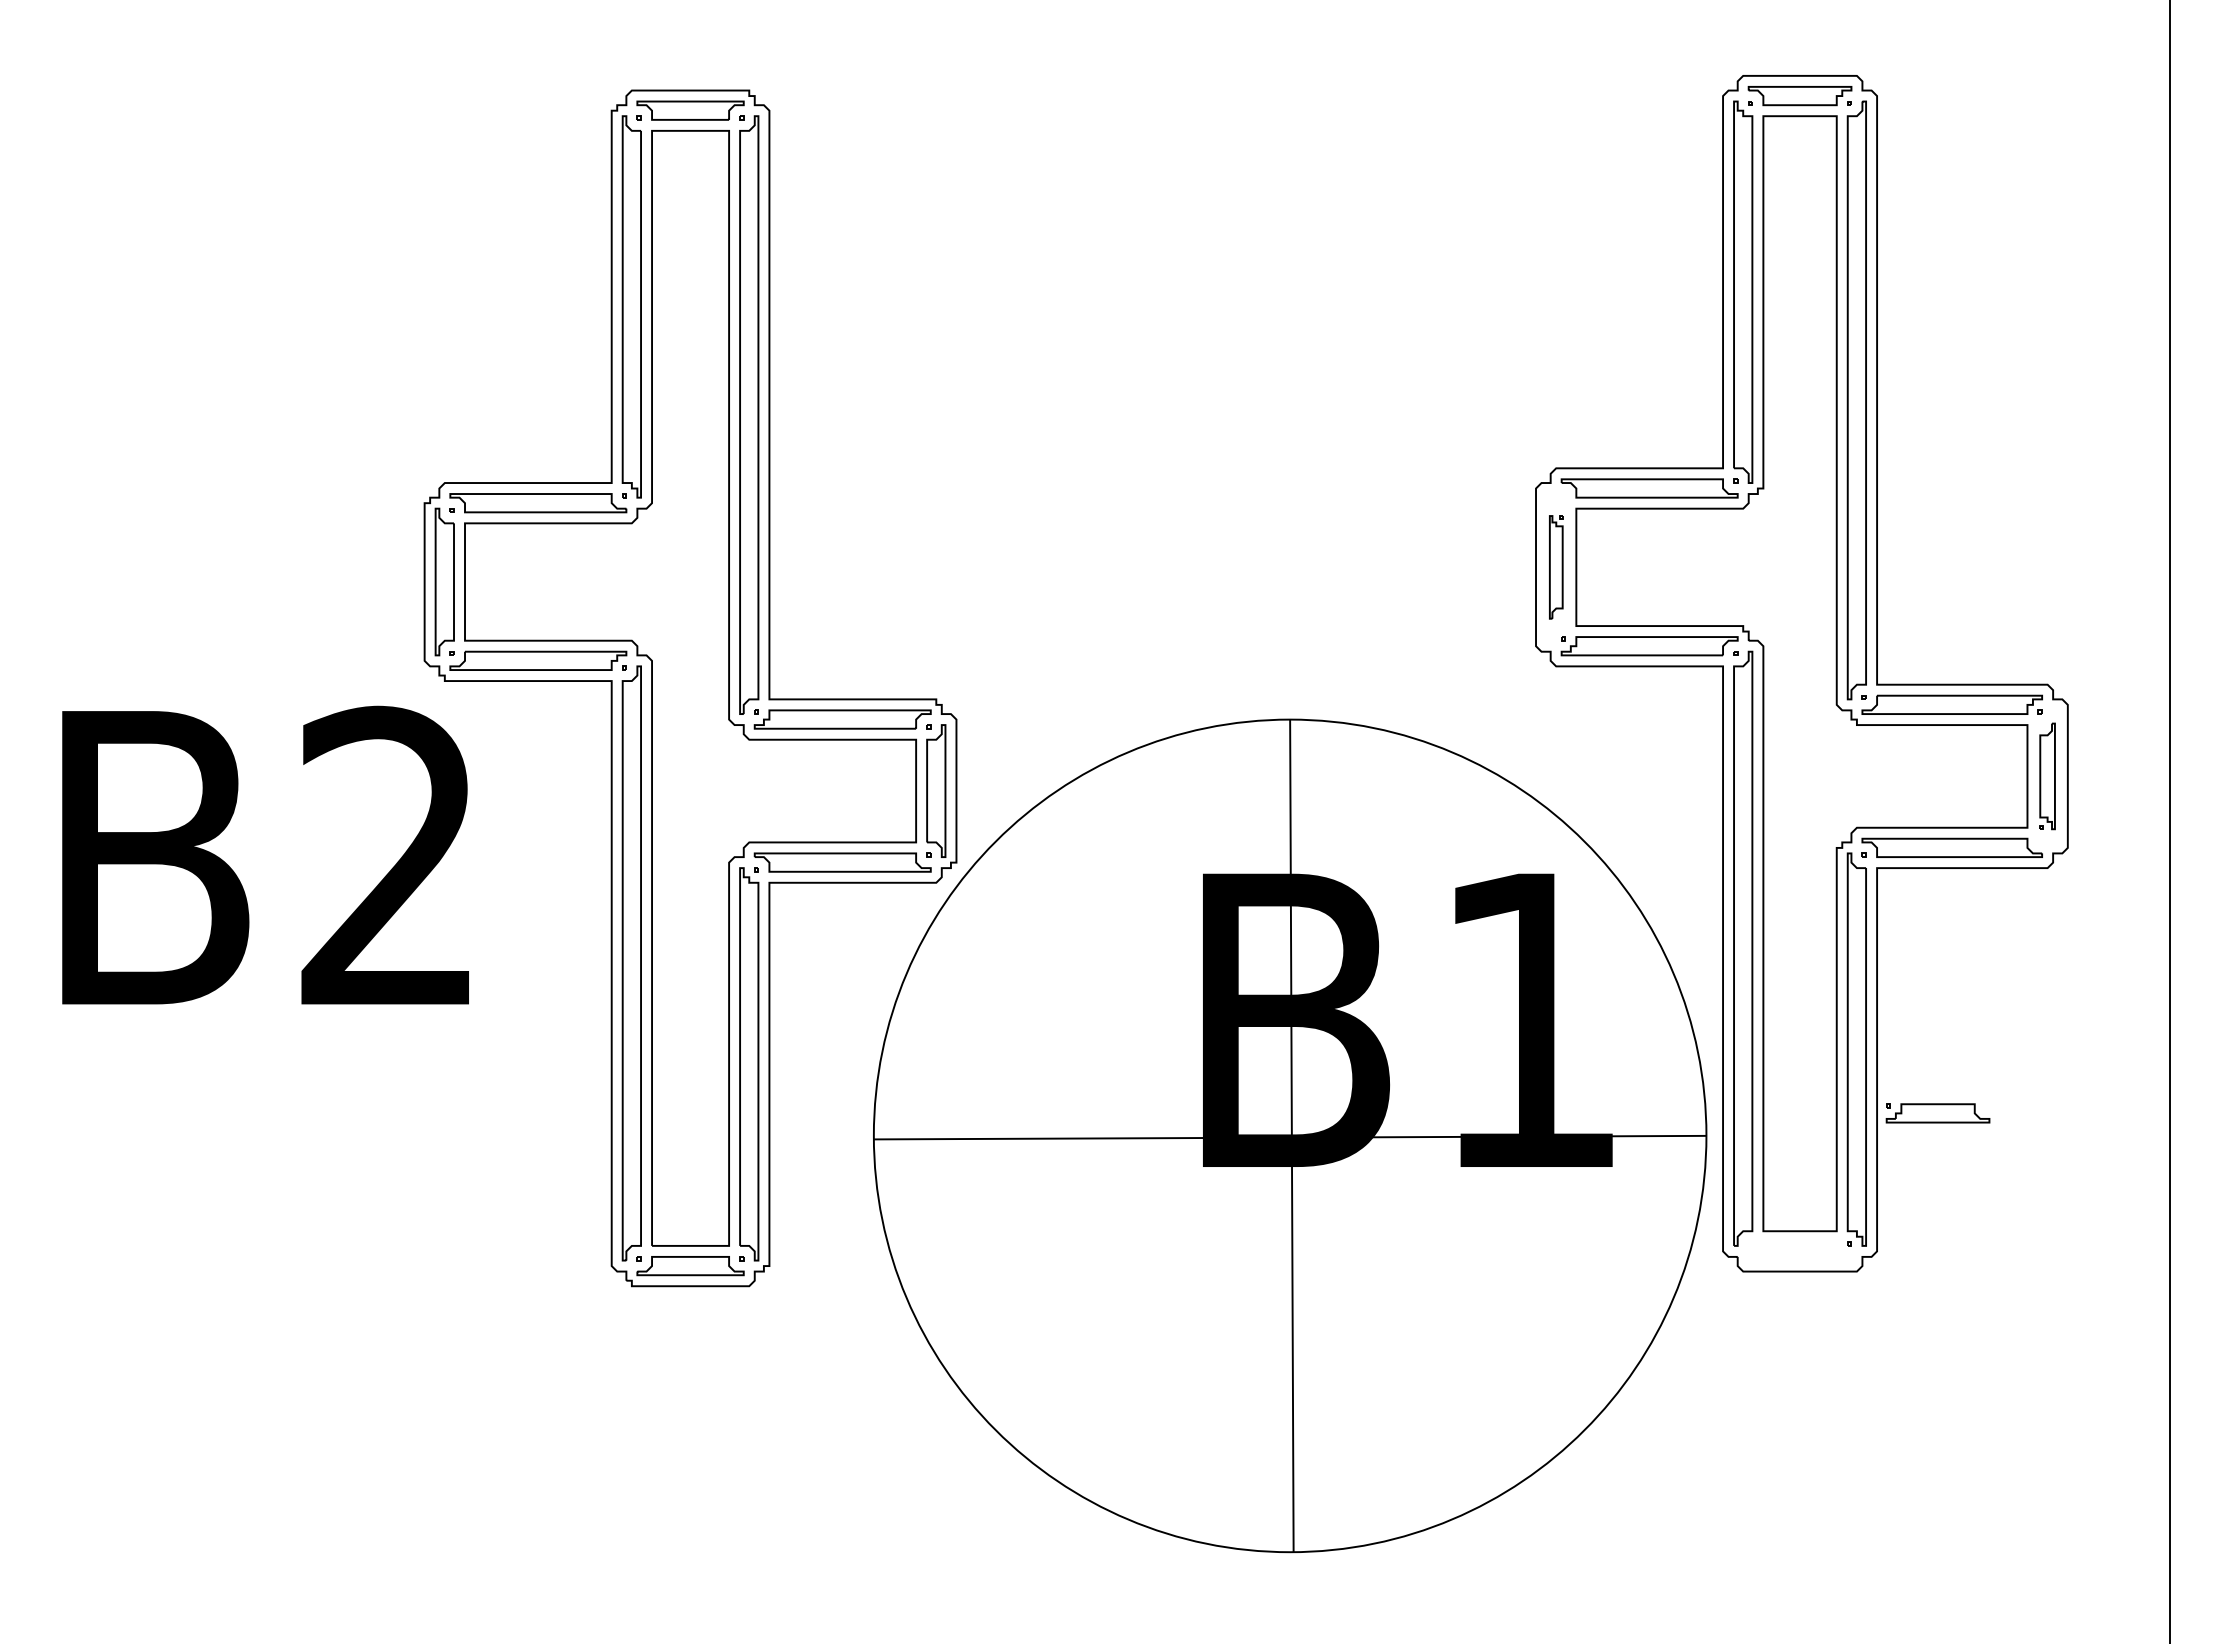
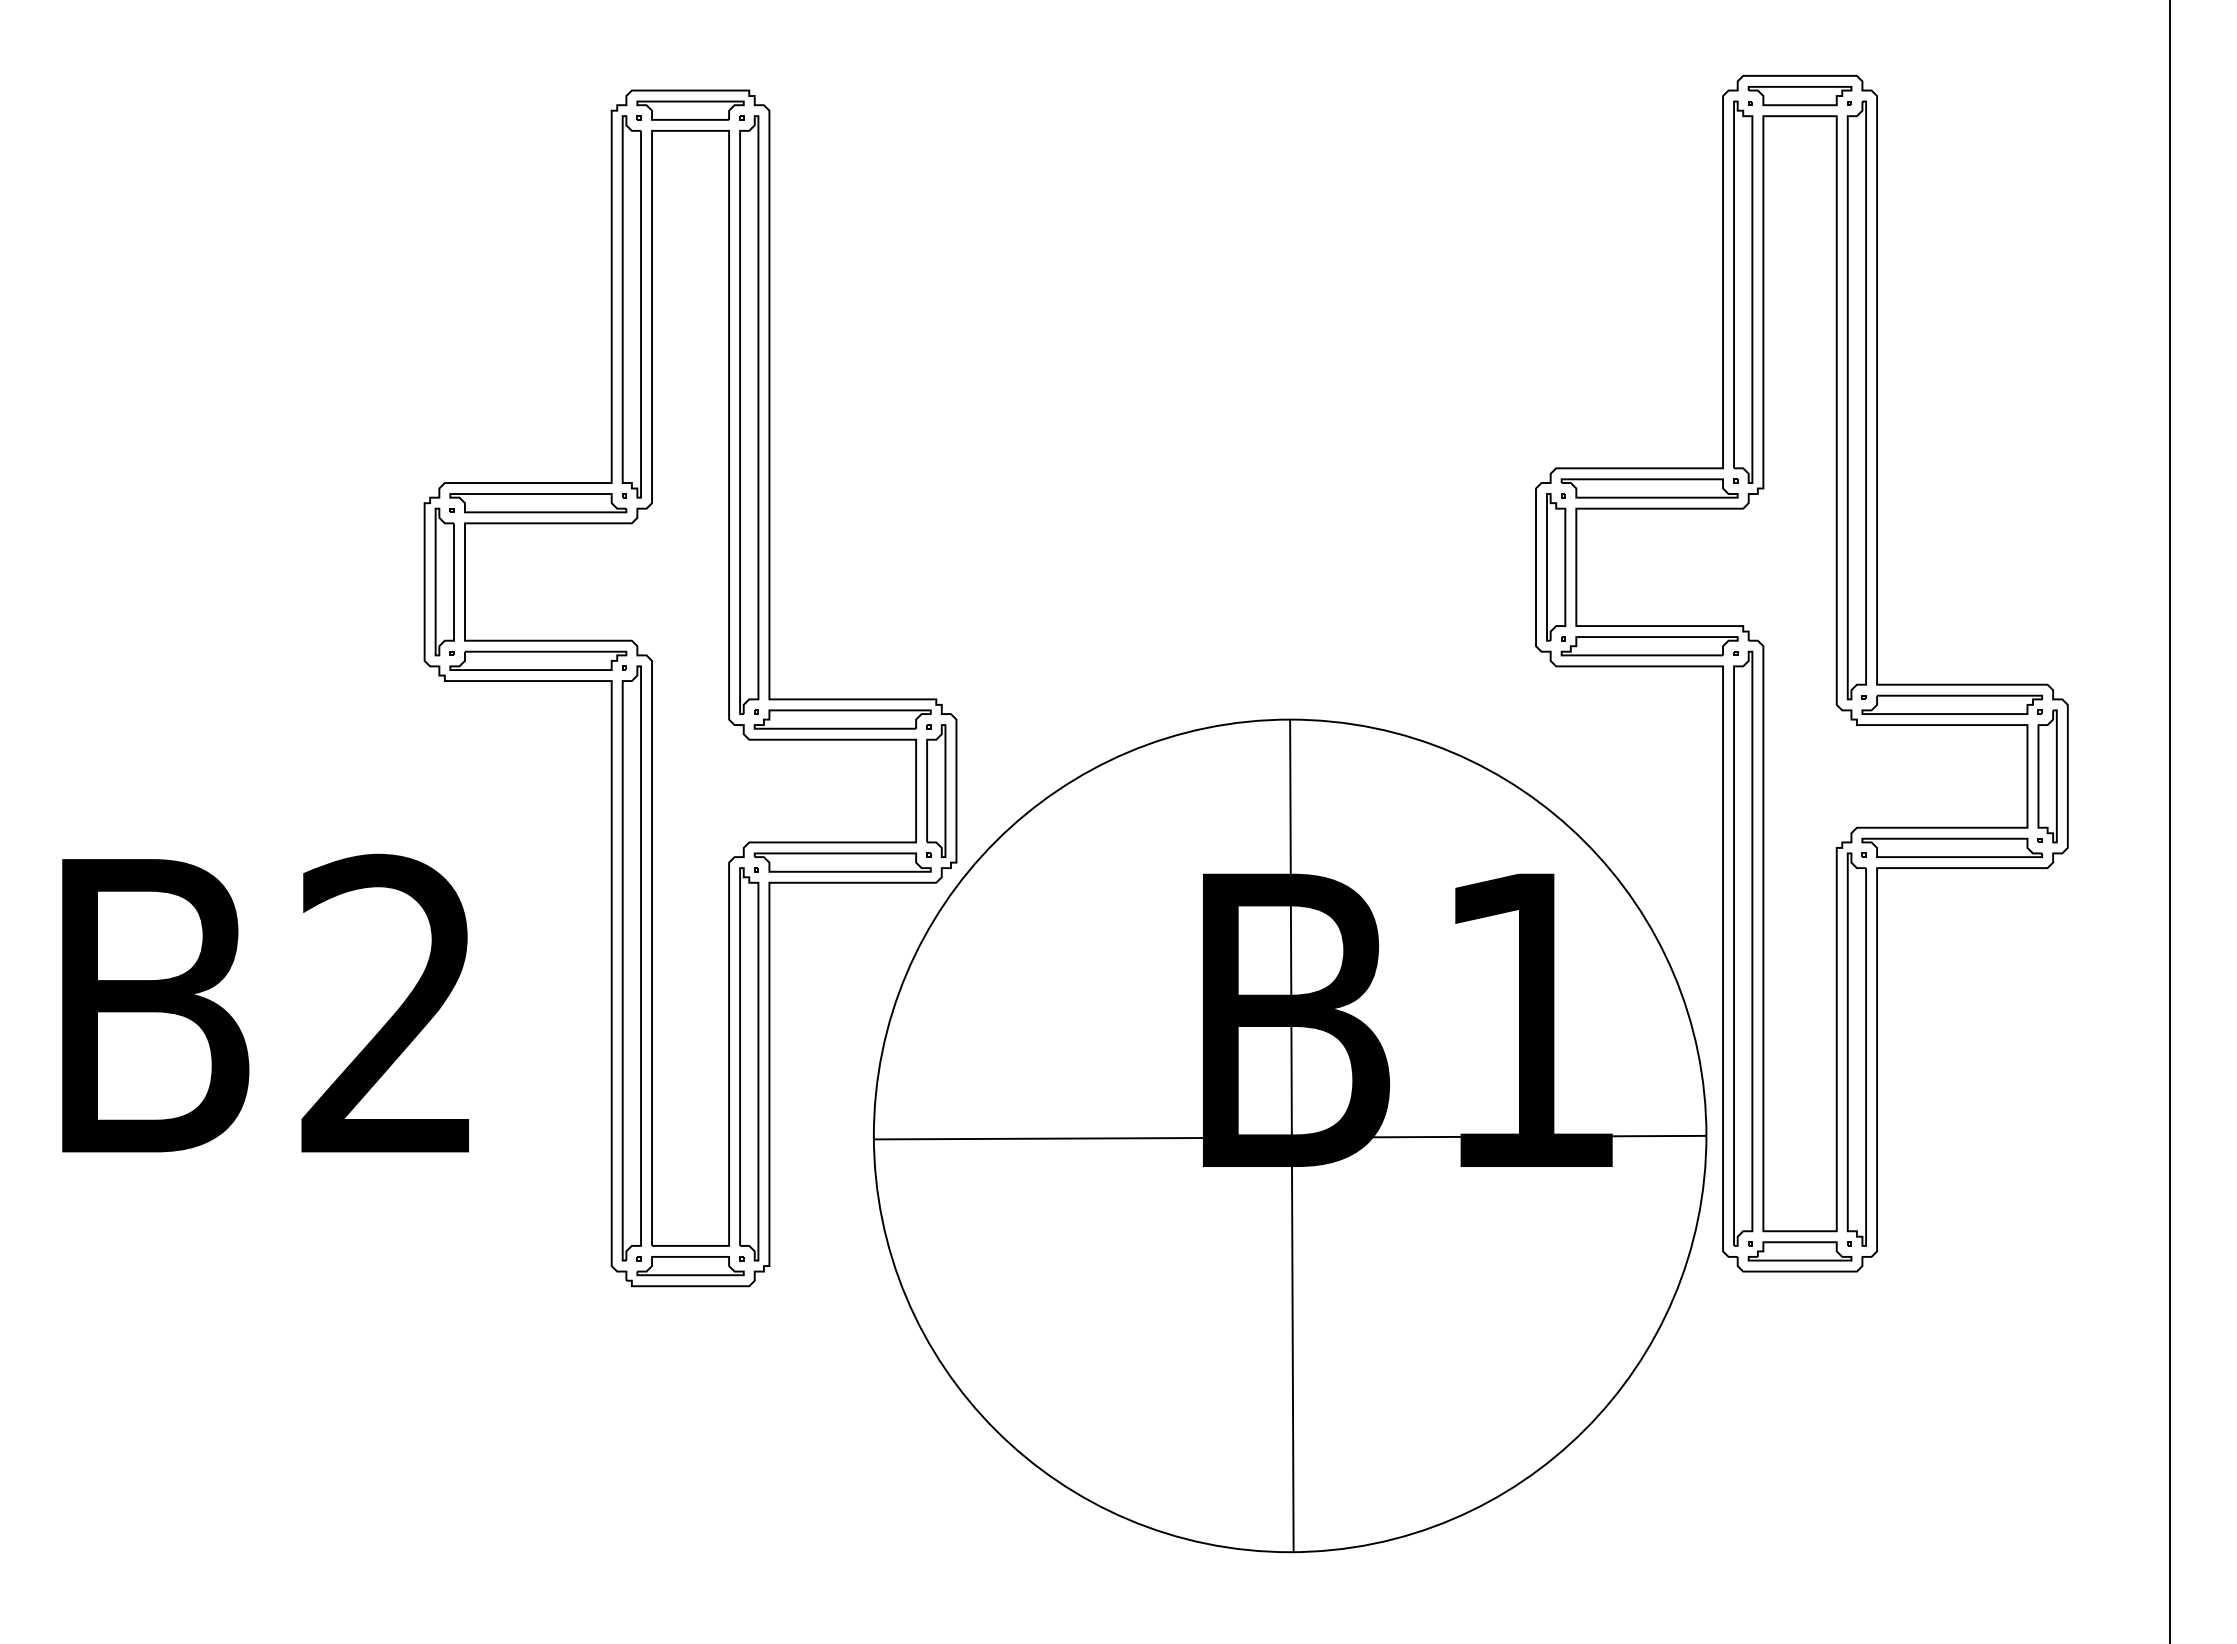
part size: 15x105 px -> 21x149 px (1556, 567)
part size: 17x109 px -> 21x135 px (2047, 776)
text position: (265, 854) -> (265, 1002) (265, 1002)
part position: (1937, 1113) -> (1799, 1251) (1799, 1251)
